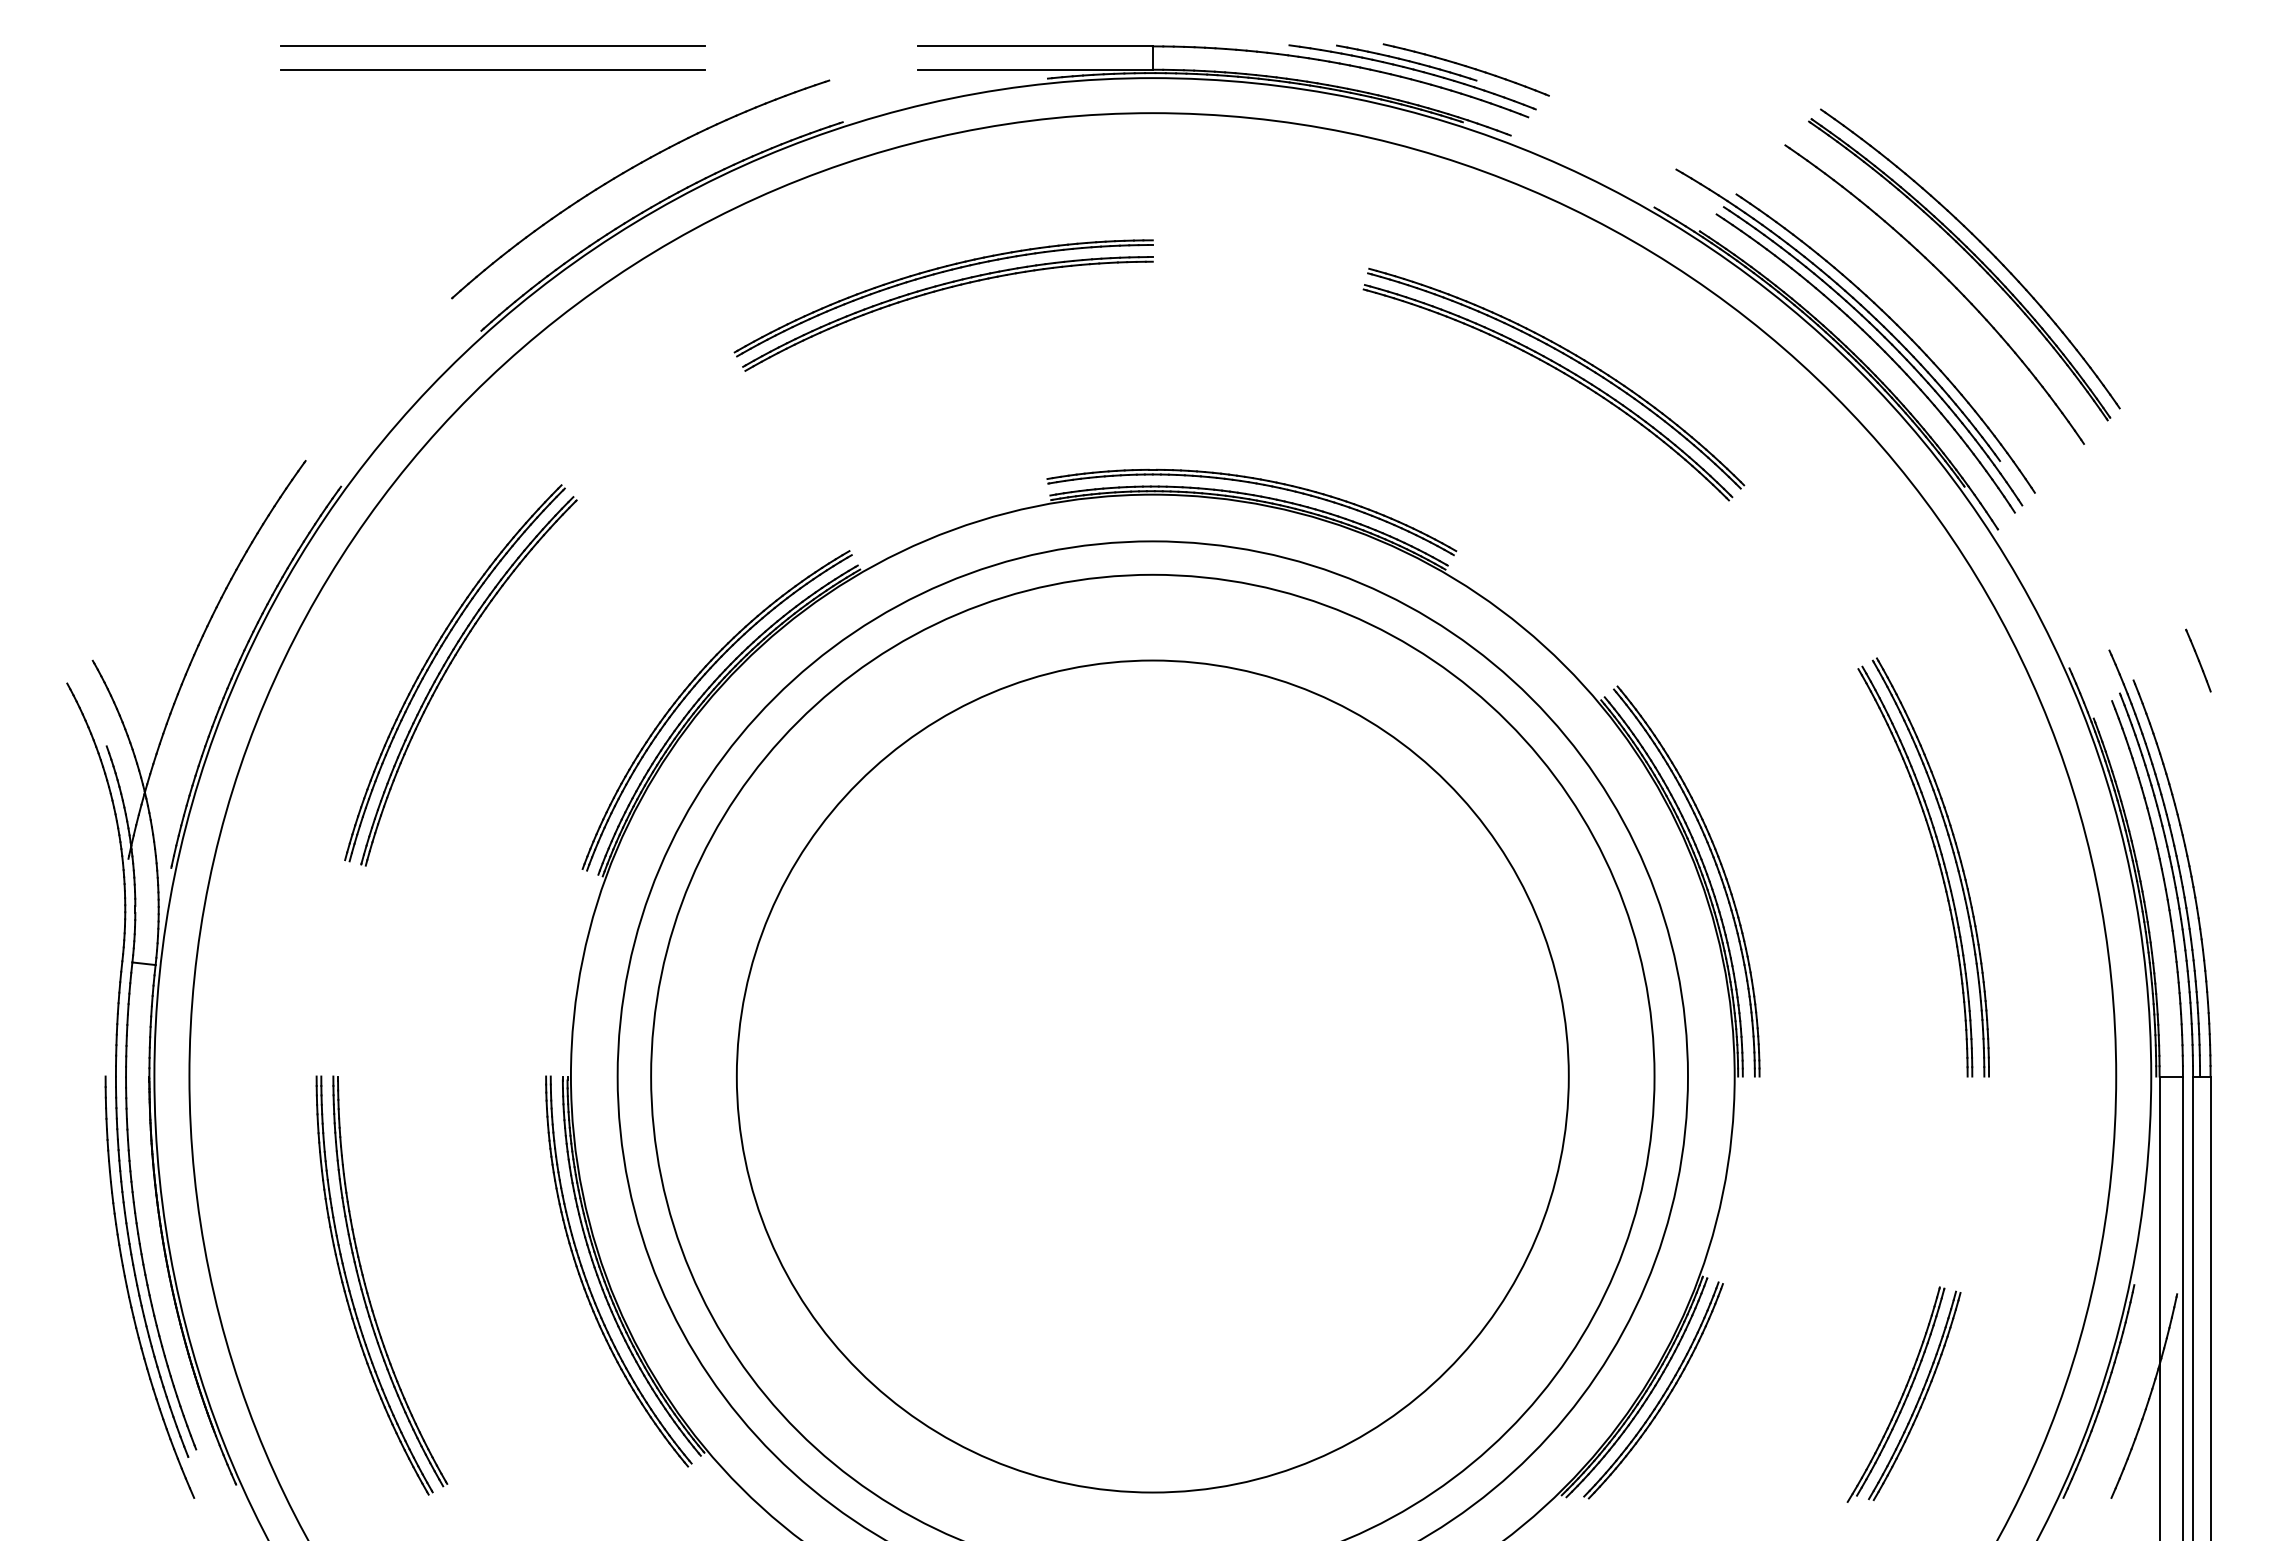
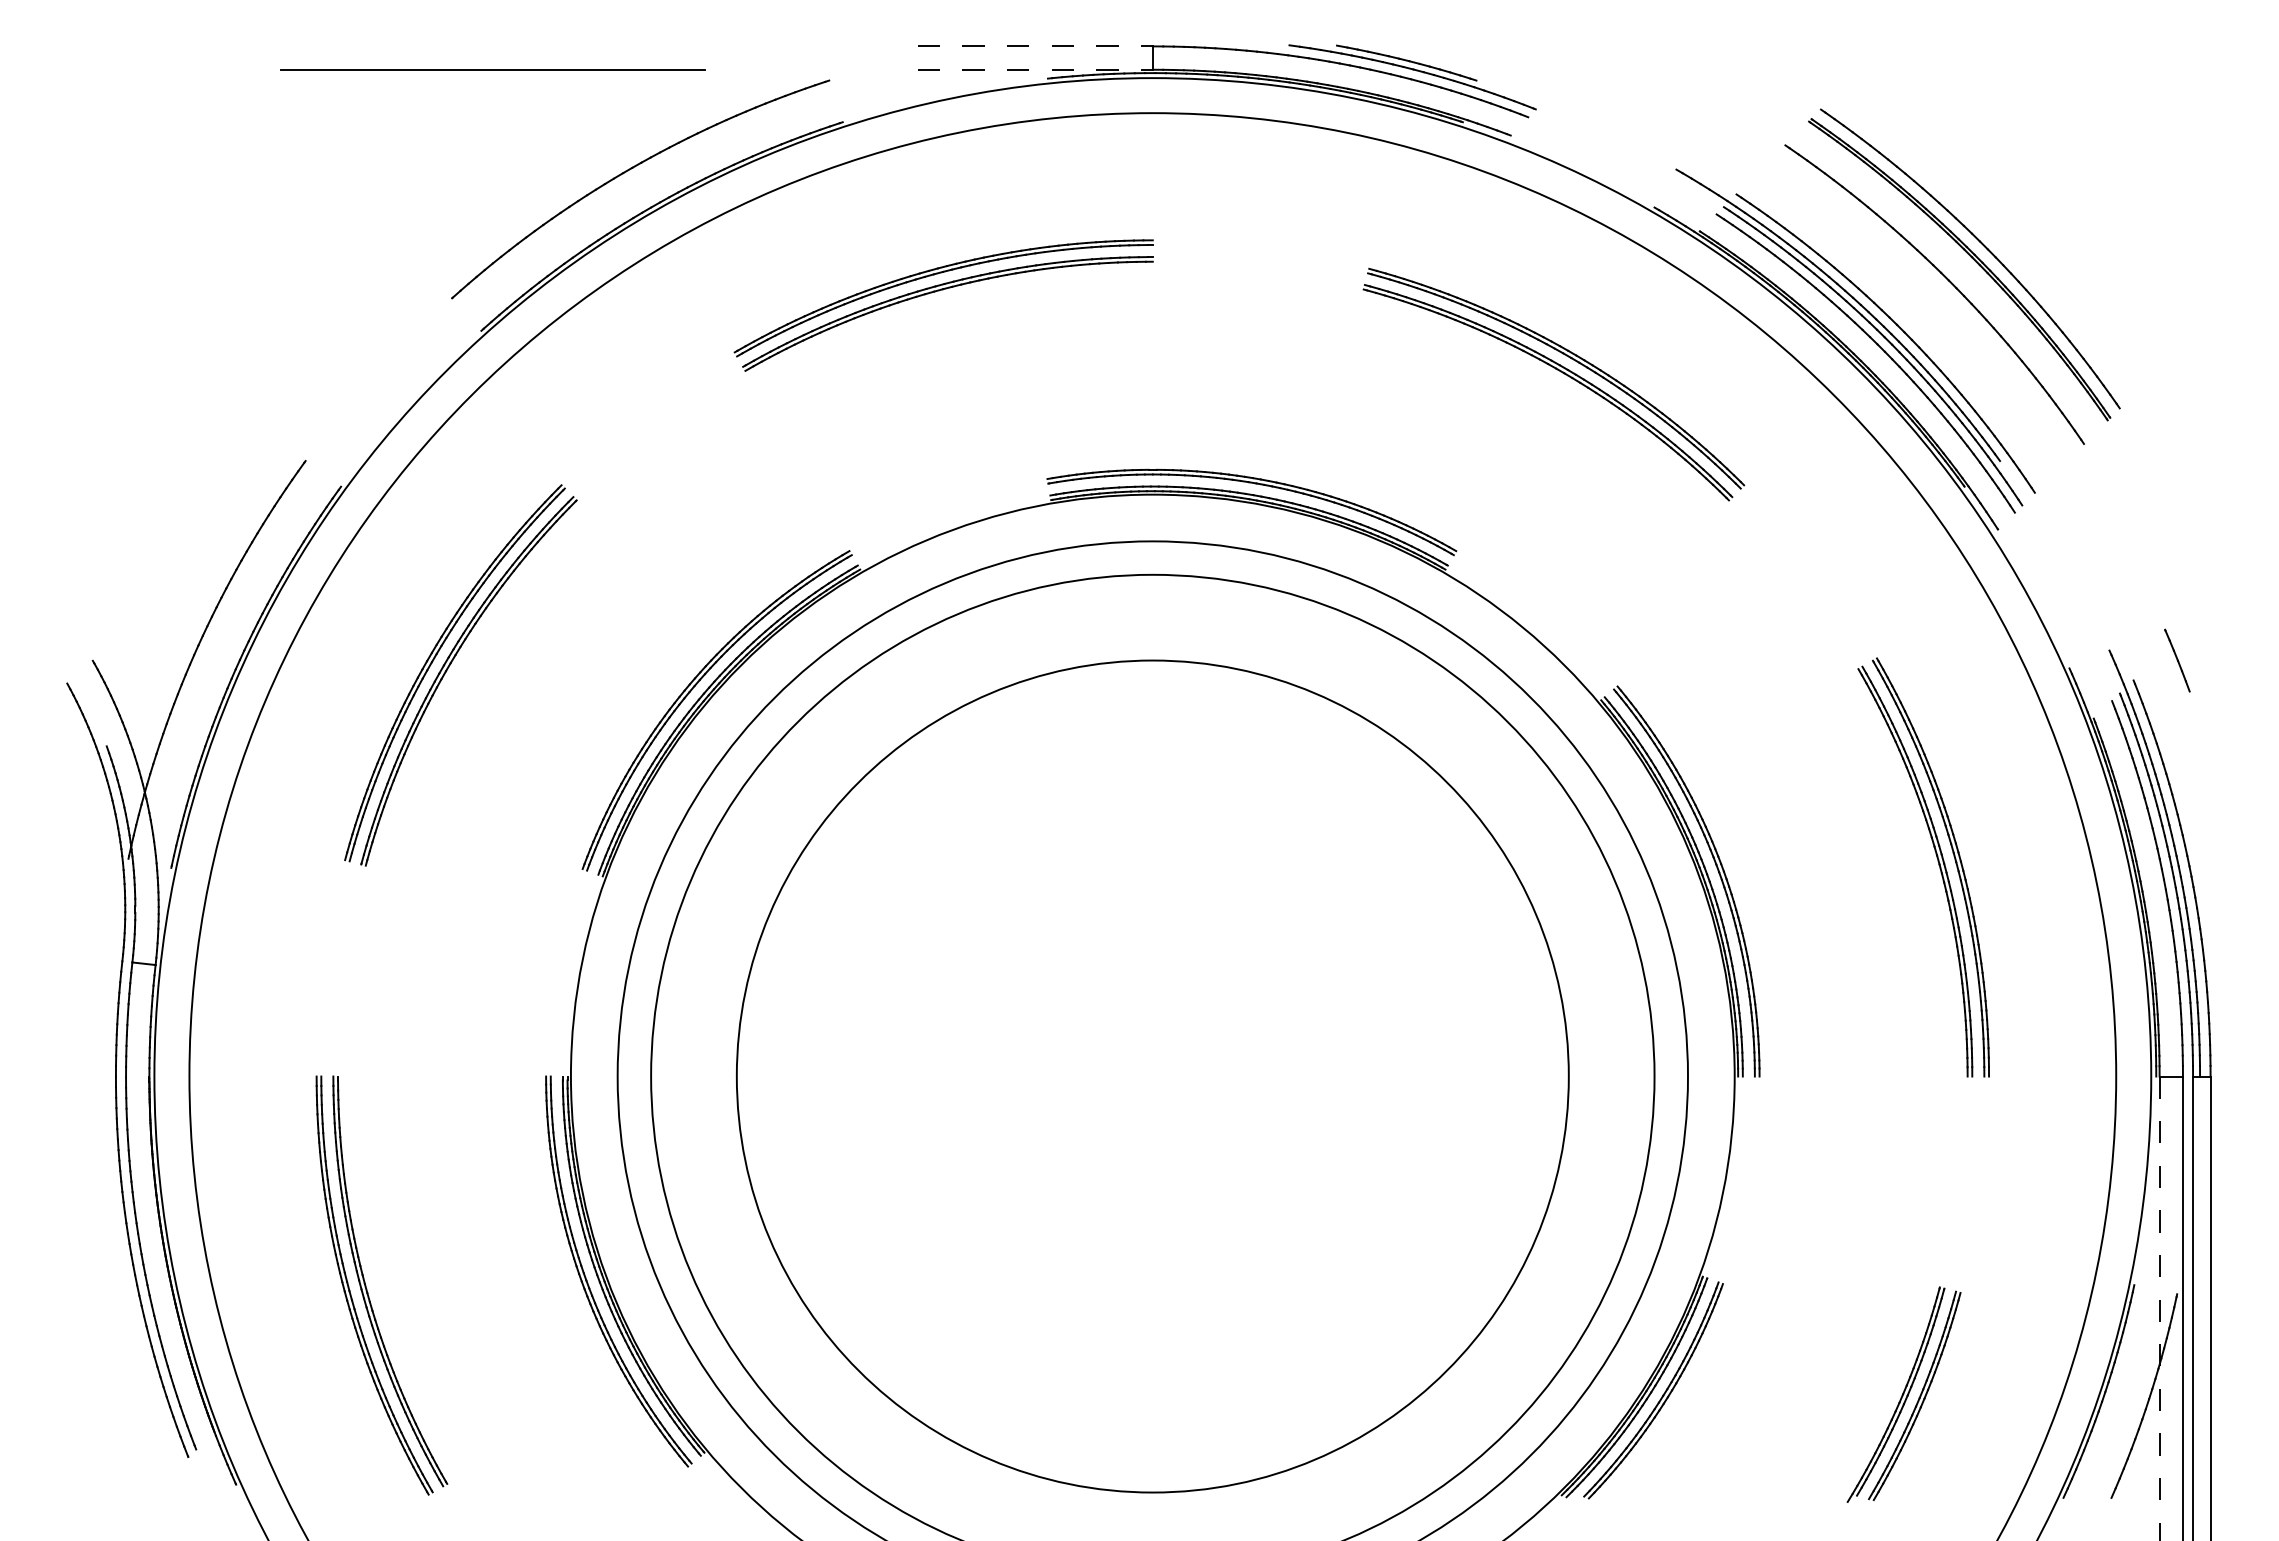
line: present -> none (492, 46)
line: solid -> dashed (1035, 46)
line: solid -> dashed (1035, 69)
part: present -> none (1465, 69)
line position: (2198, 660) -> (2177, 660) (2177, 660)
part: present -> none (129, 1292)
line: solid -> dashed (2159, 1309)
